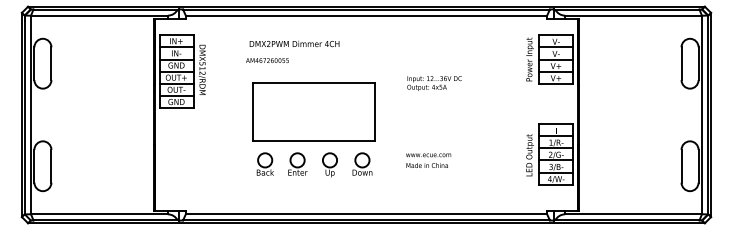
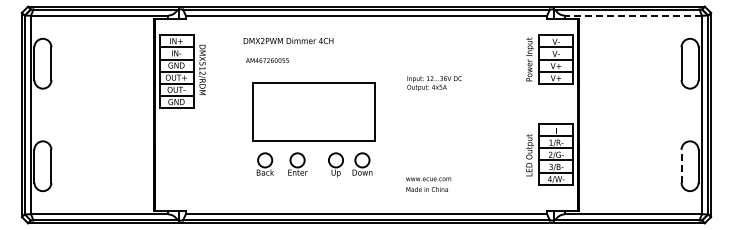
line: solid -> dashed (633, 15)
text position: (294, 43) -> (288, 40) (288, 40)
text position: (428, 160) -> (428, 184) (428, 184)
part position: (329, 164) -> (335, 164) (335, 164)
line: solid -> dashed (681, 165)
